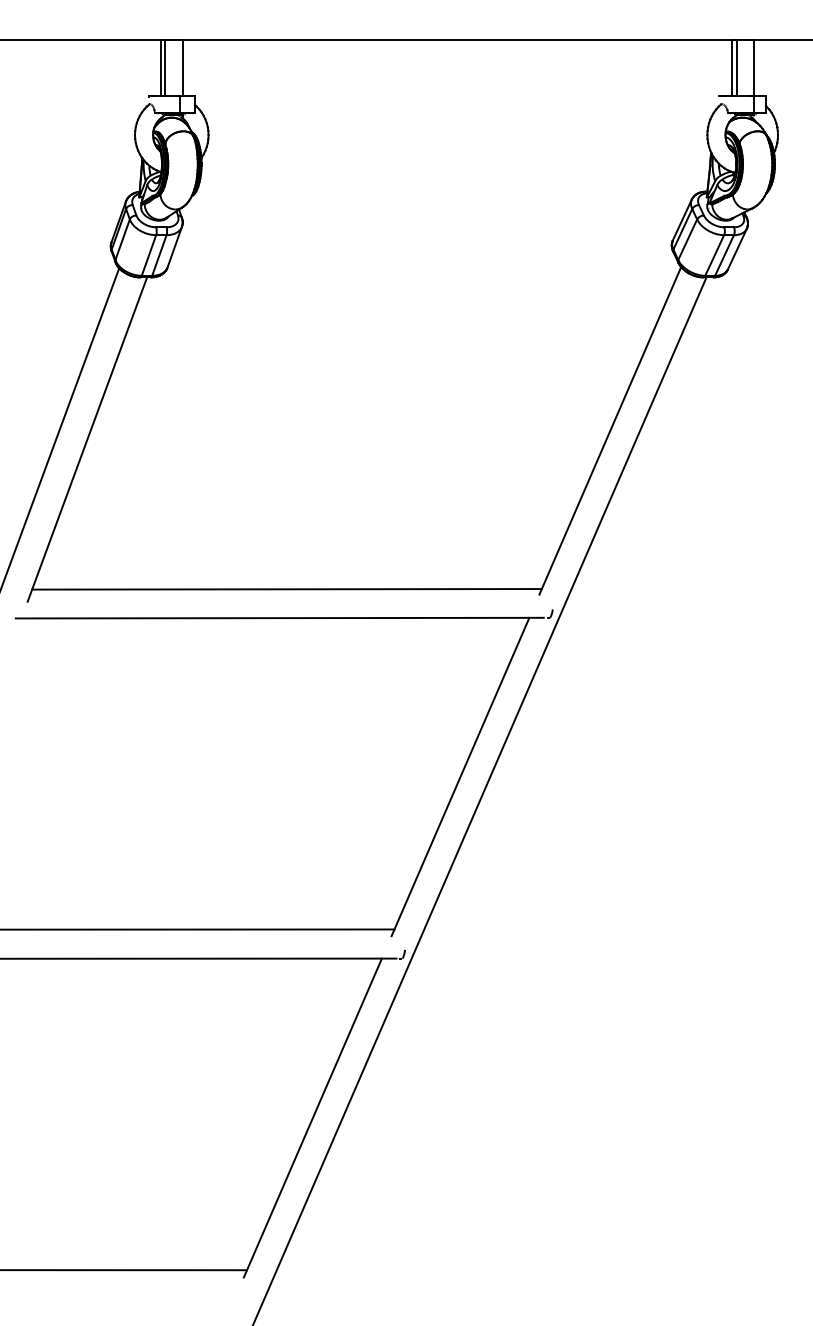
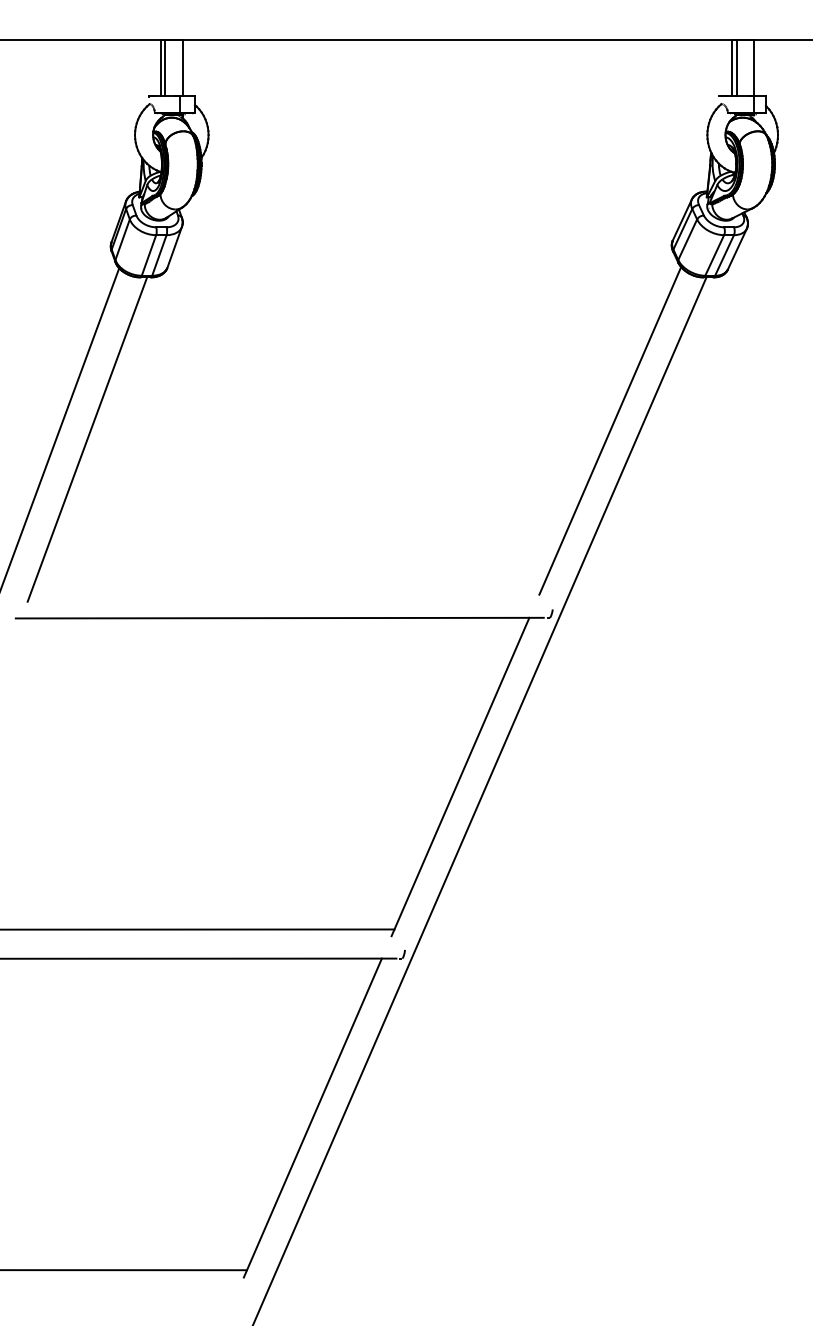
line: present -> none (286, 589)
